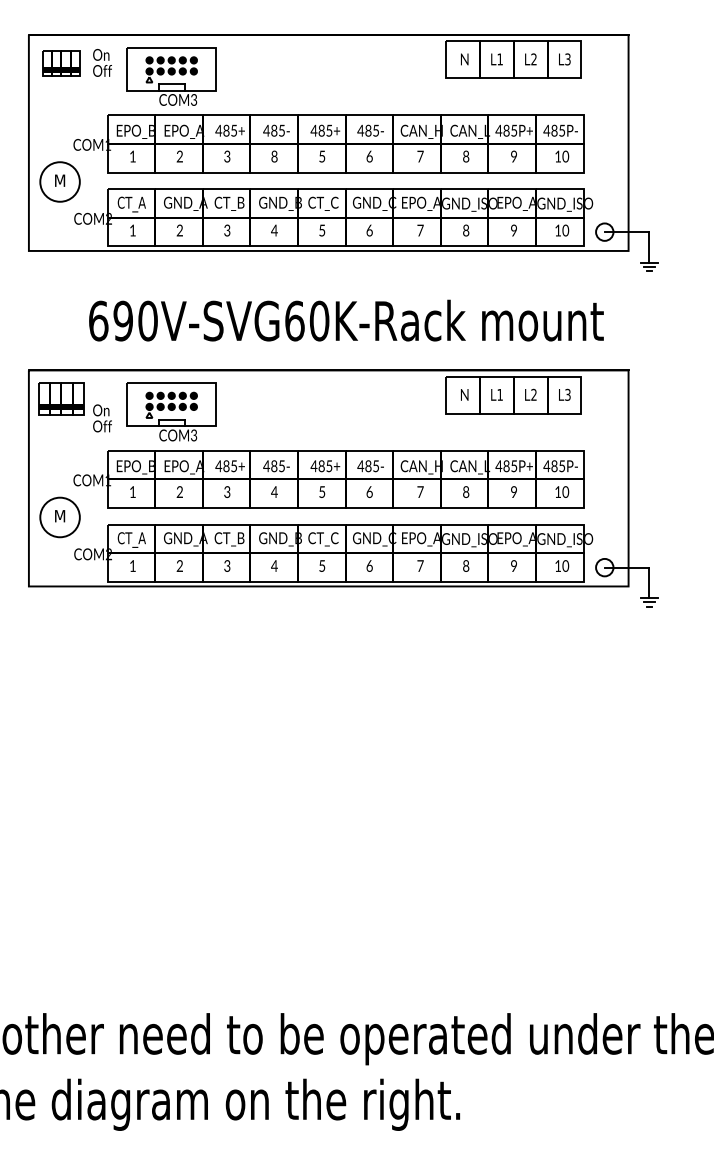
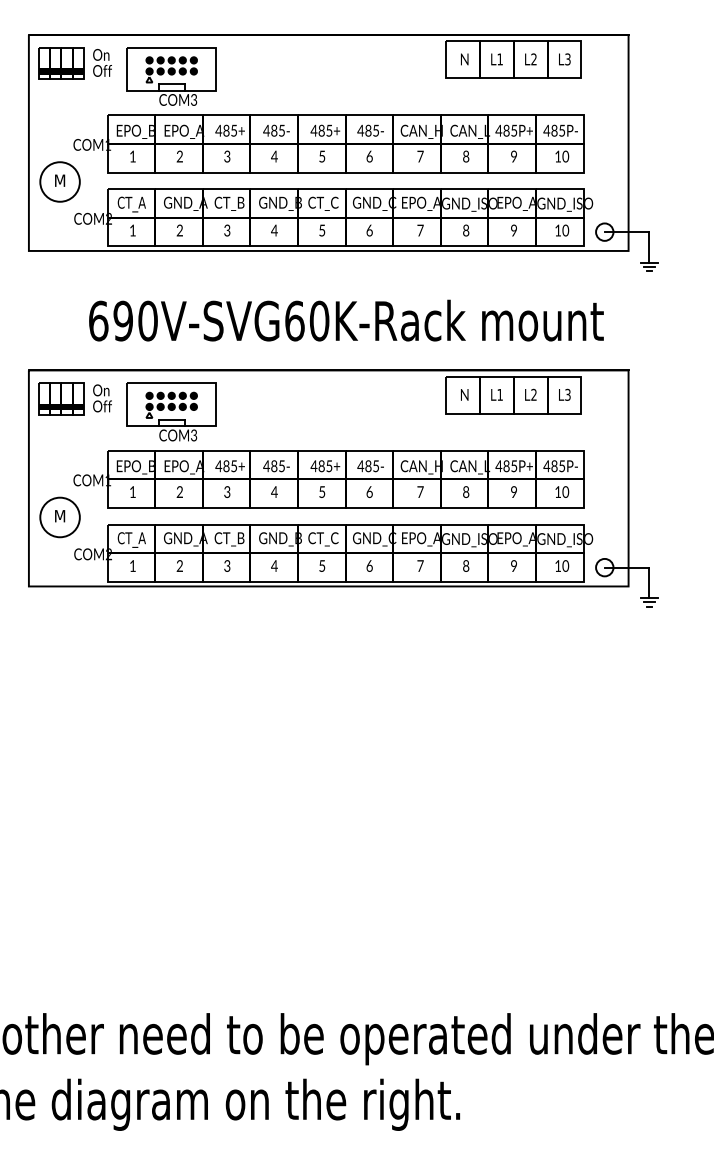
part size: 39x27 px -> 47x33 px (61, 63)
text: 8 -> 4 (274, 156)
text position: (102, 418) -> (102, 398) (102, 398)
